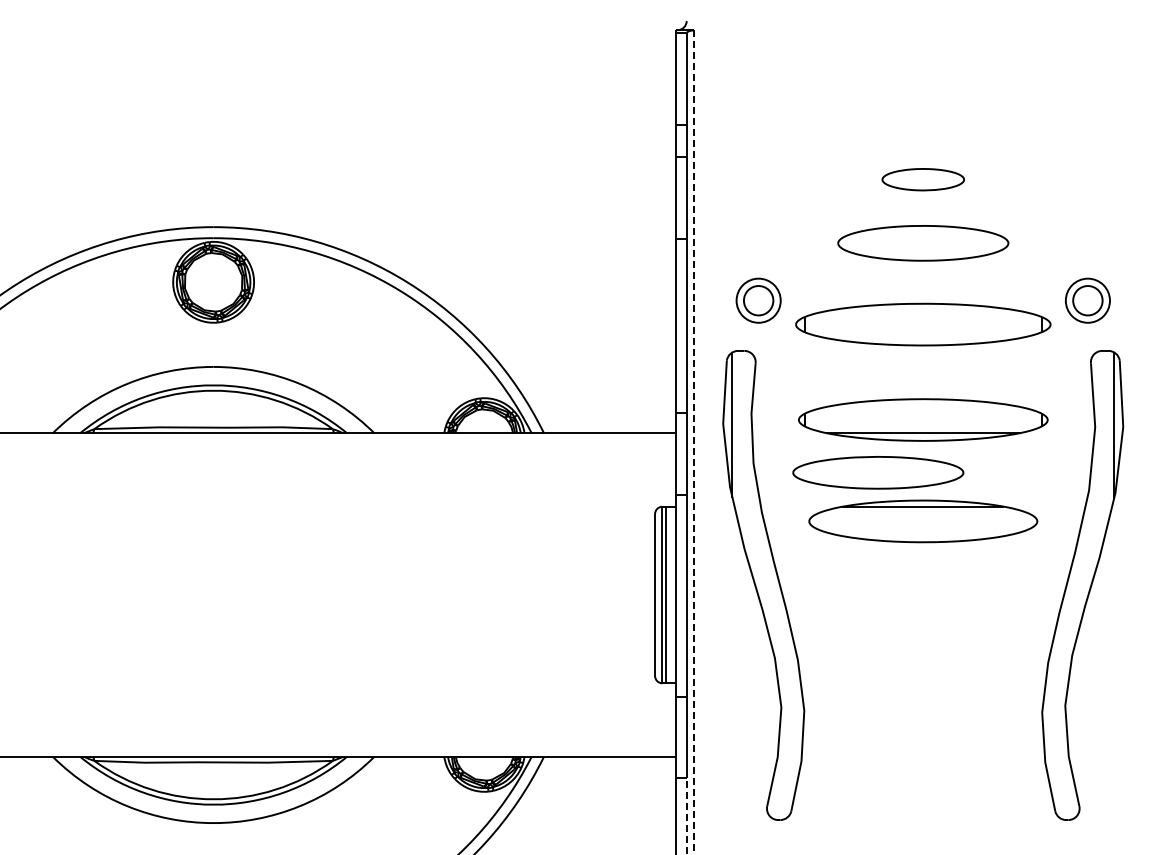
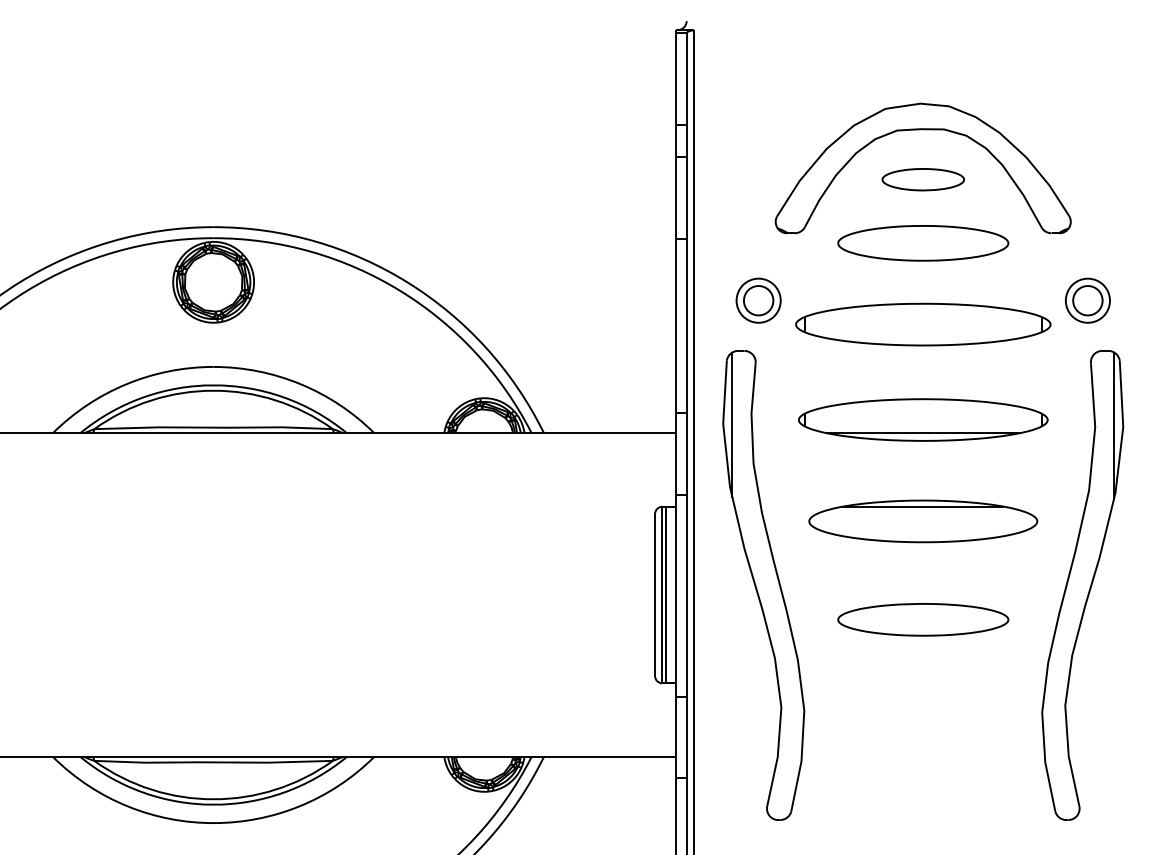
part: none -> present (922, 130)
line: dashed -> solid (694, 442)
part position: (878, 472) -> (923, 619) (923, 619)
line: dashed -> solid (686, 816)
